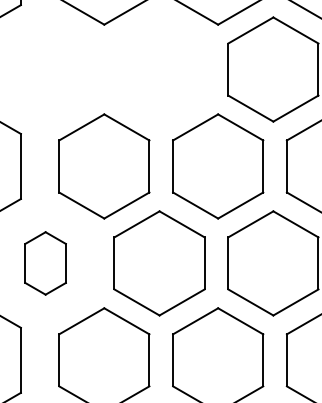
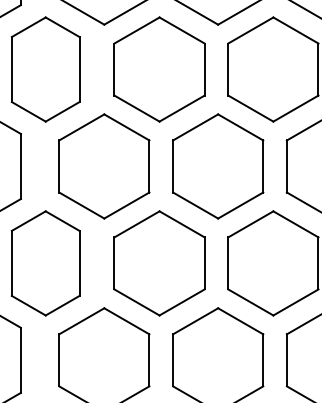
part: none -> present (45, 69)
part: none -> present (159, 69)
part size: 43x65 px -> 71x107 px (45, 263)
